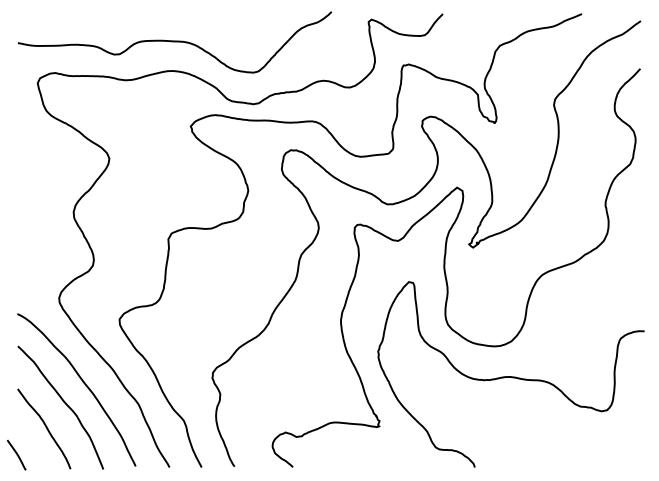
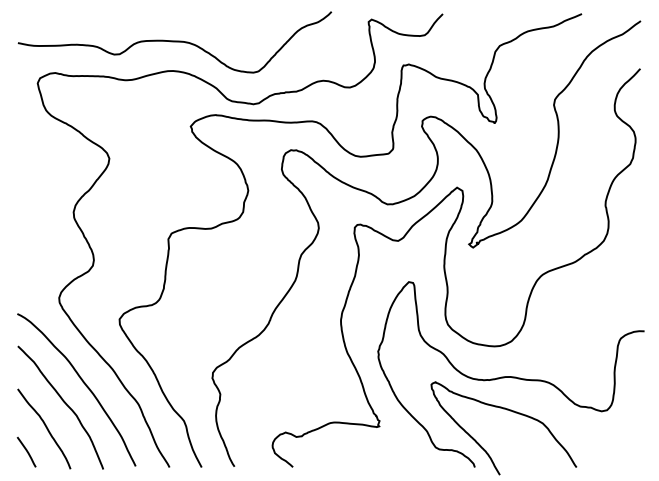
curve: none -> present (512, 412)
curve position: (16, 454) -> (26, 451) (26, 451)
